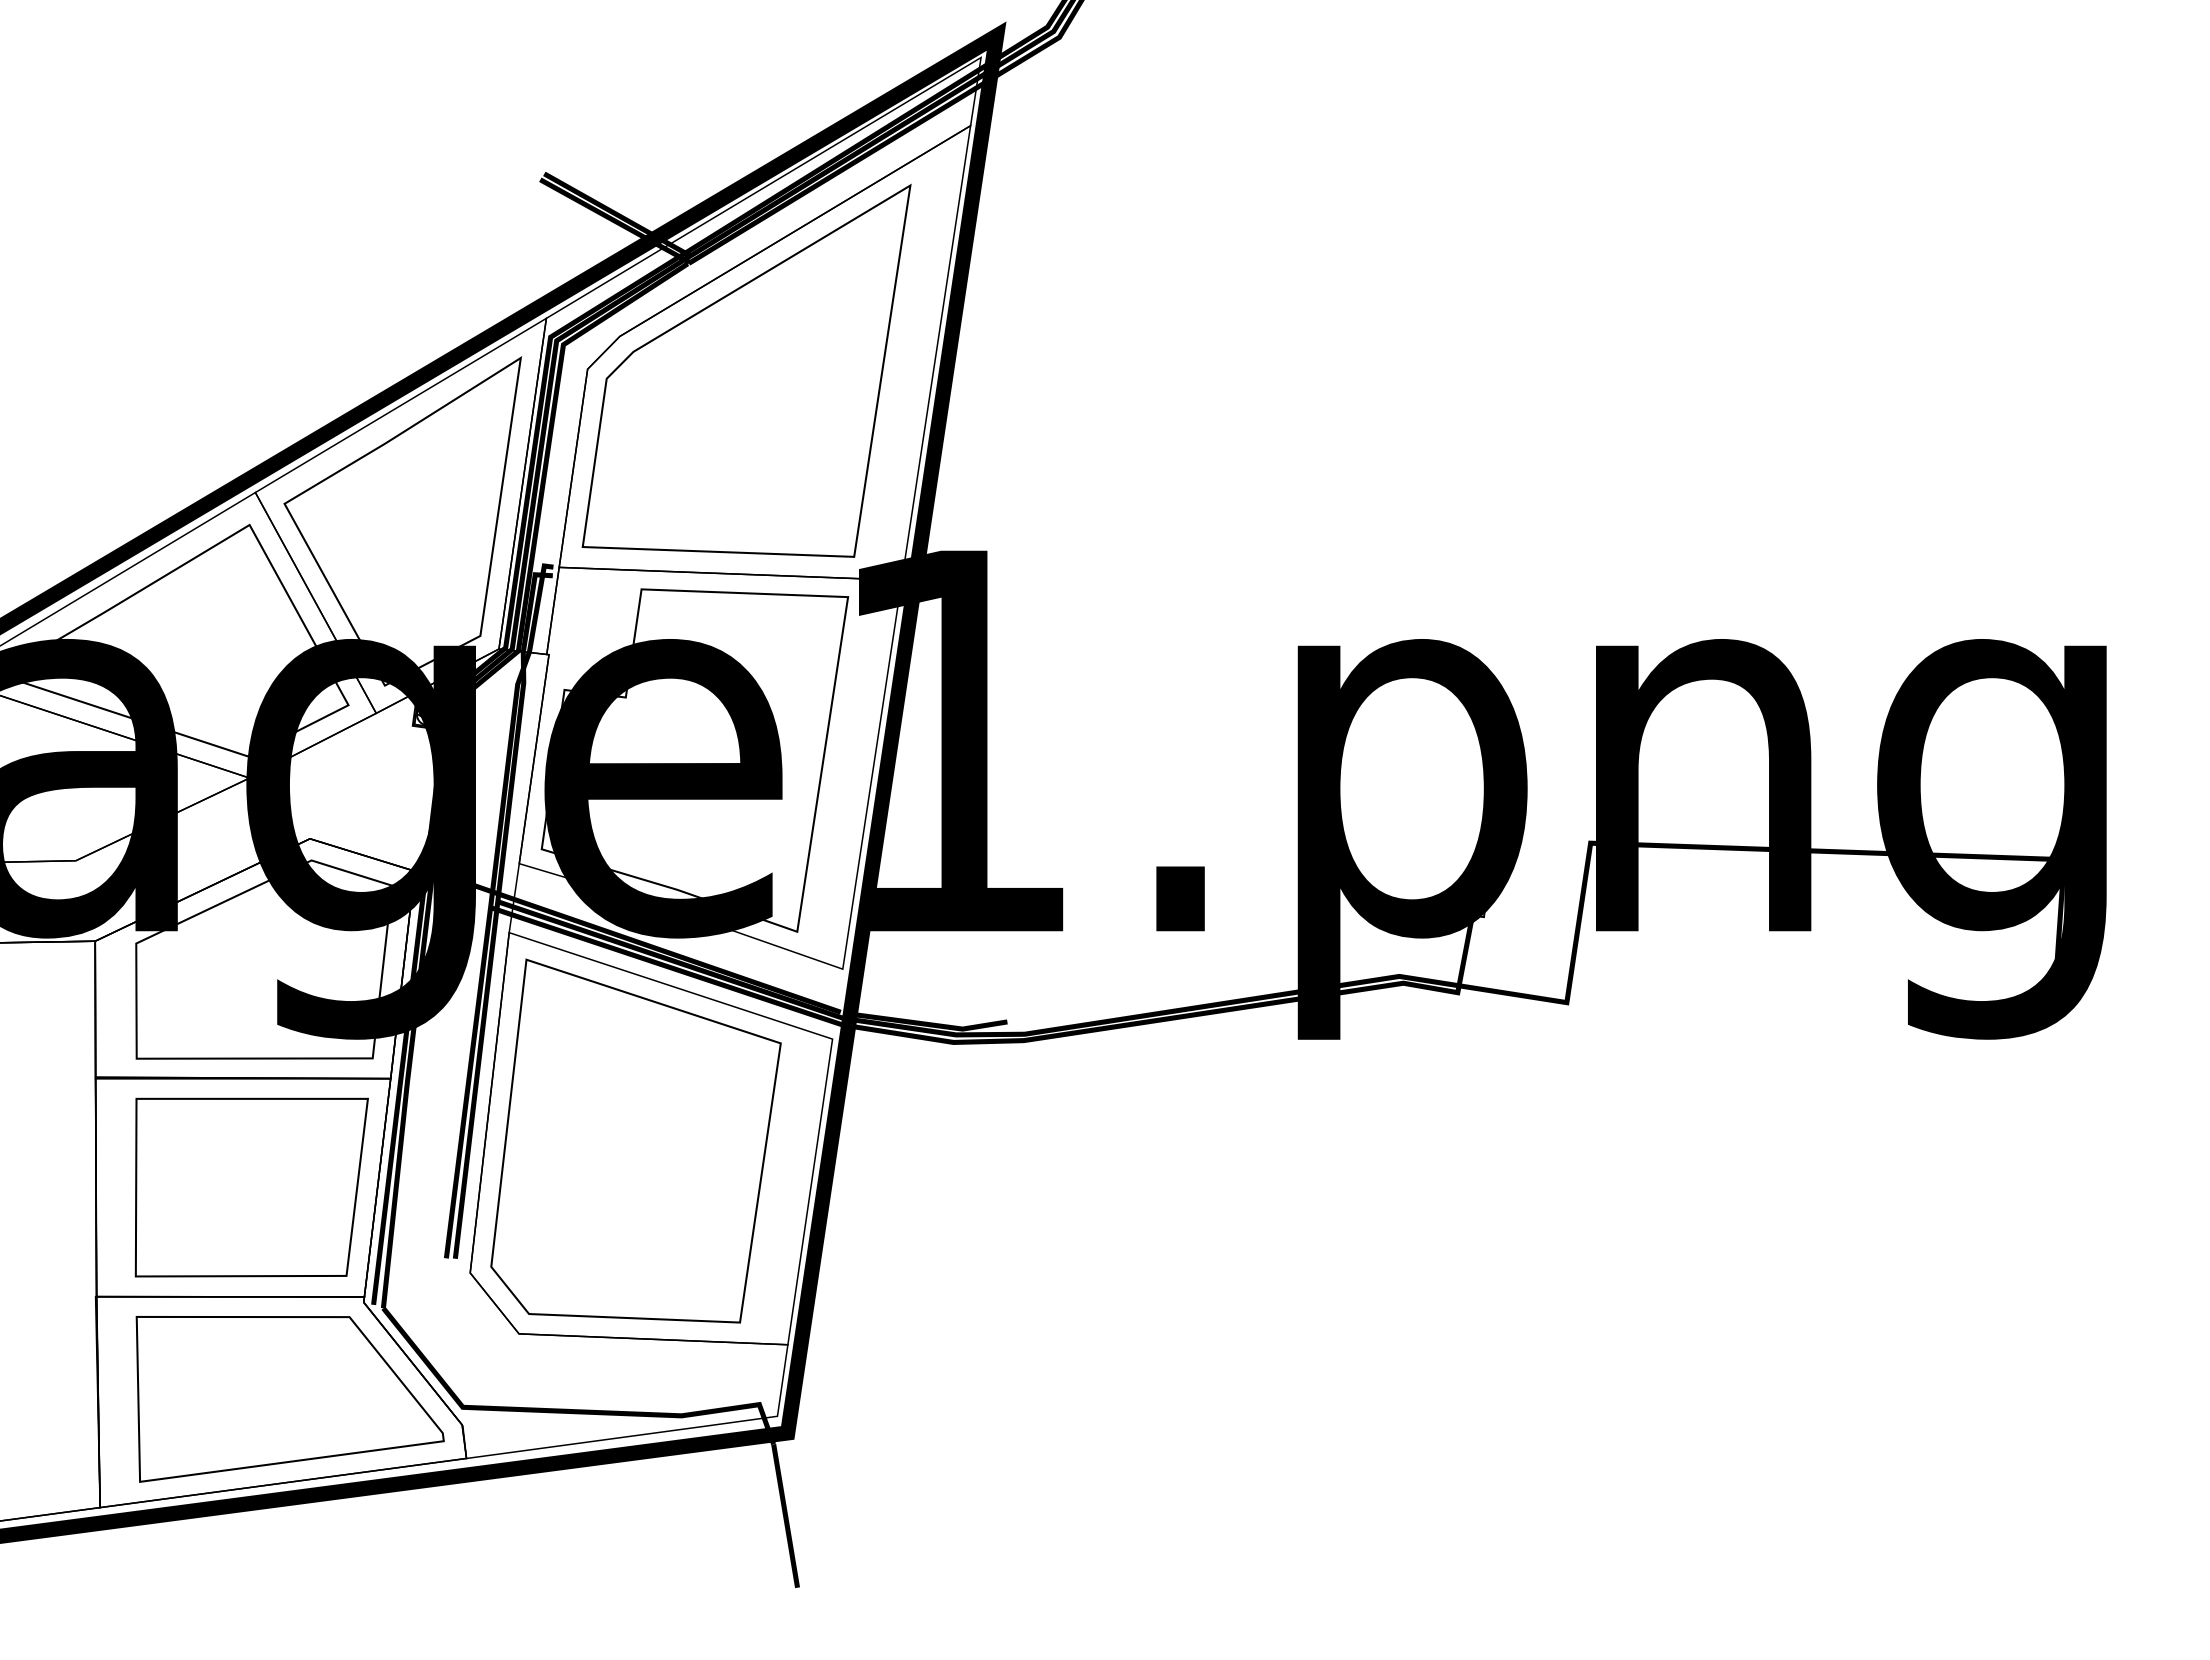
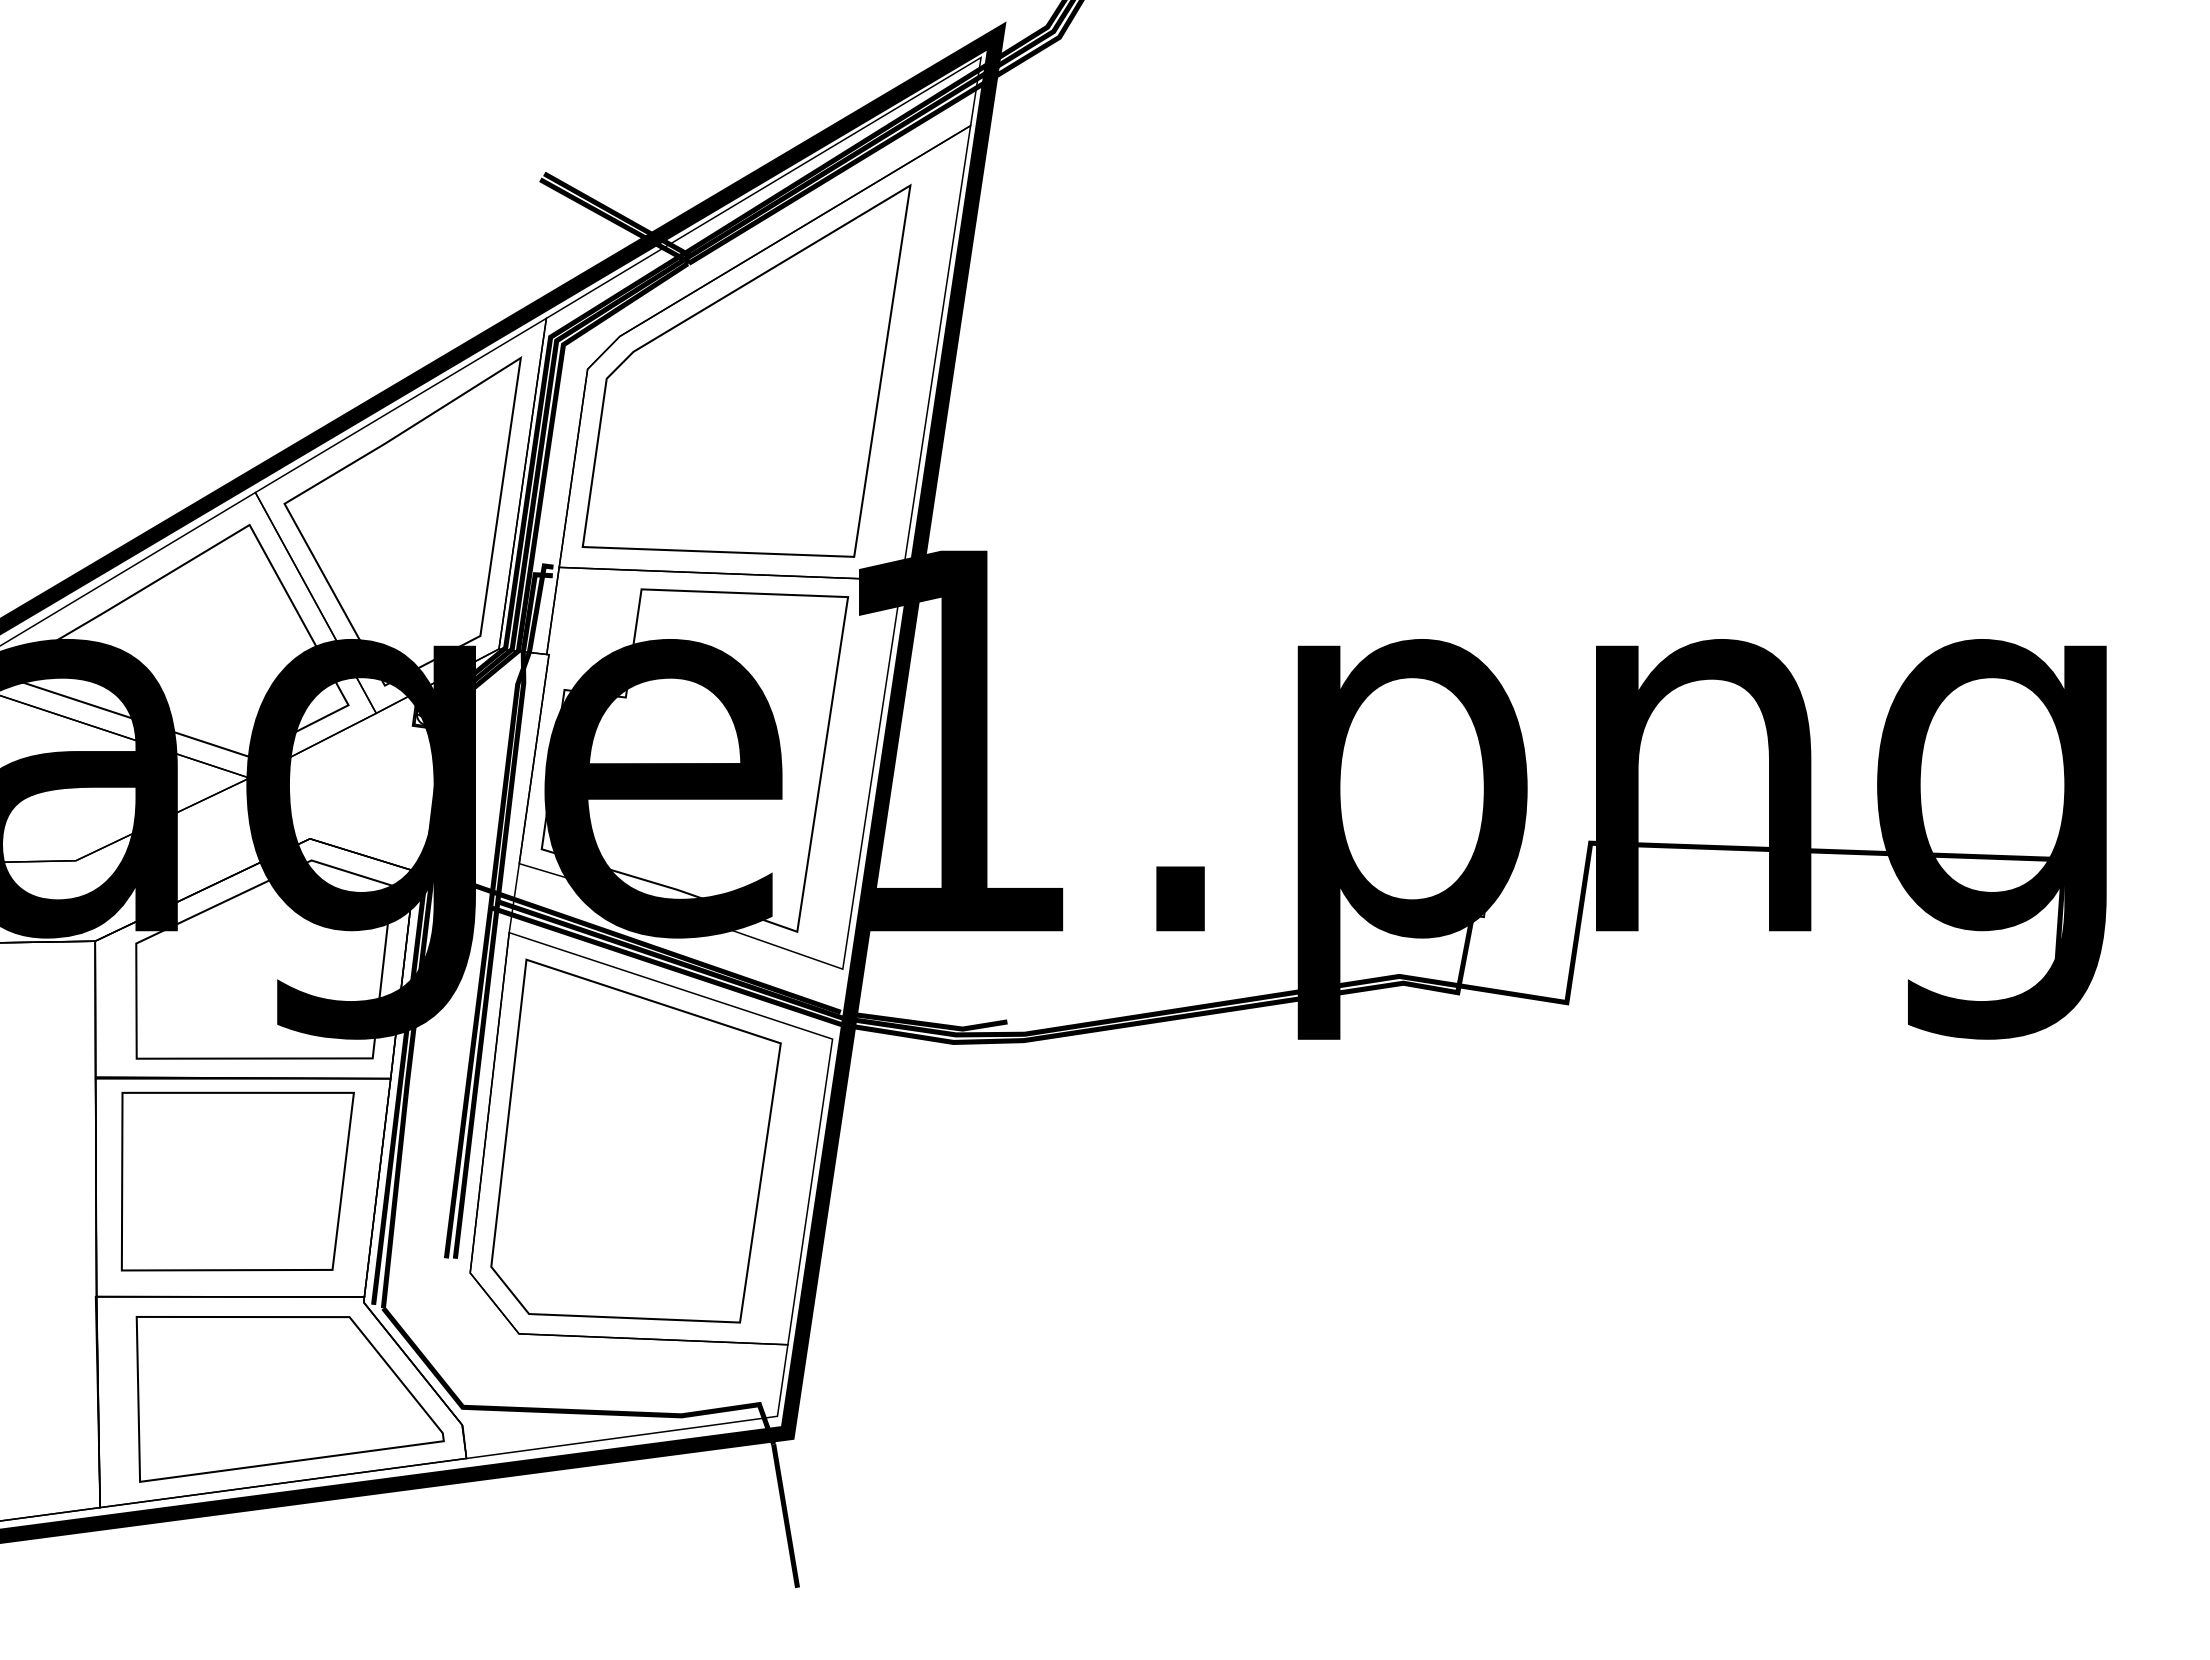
part position: (251, 1187) -> (237, 1181) (237, 1181)
